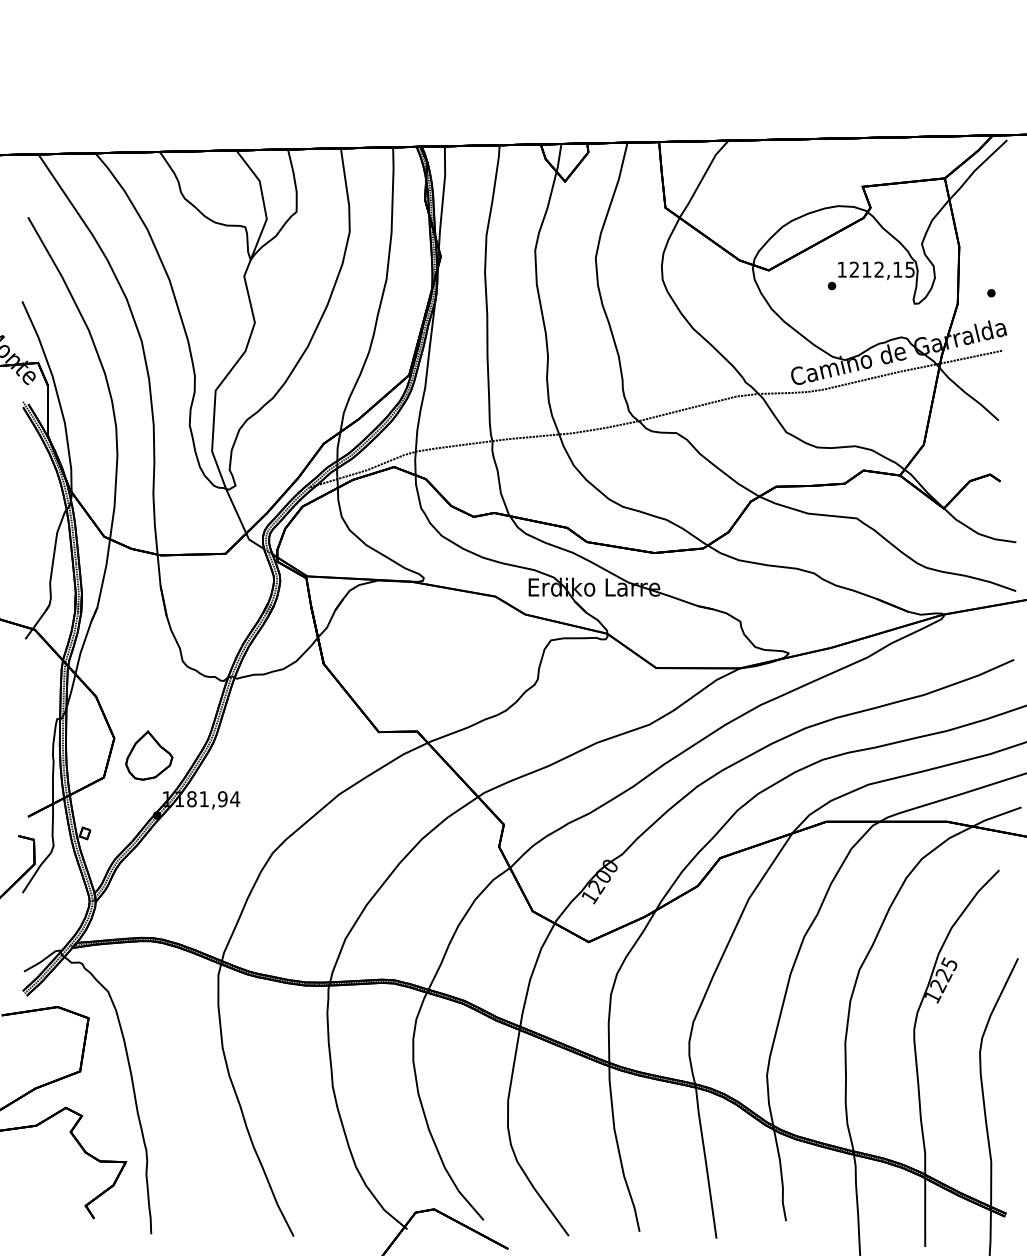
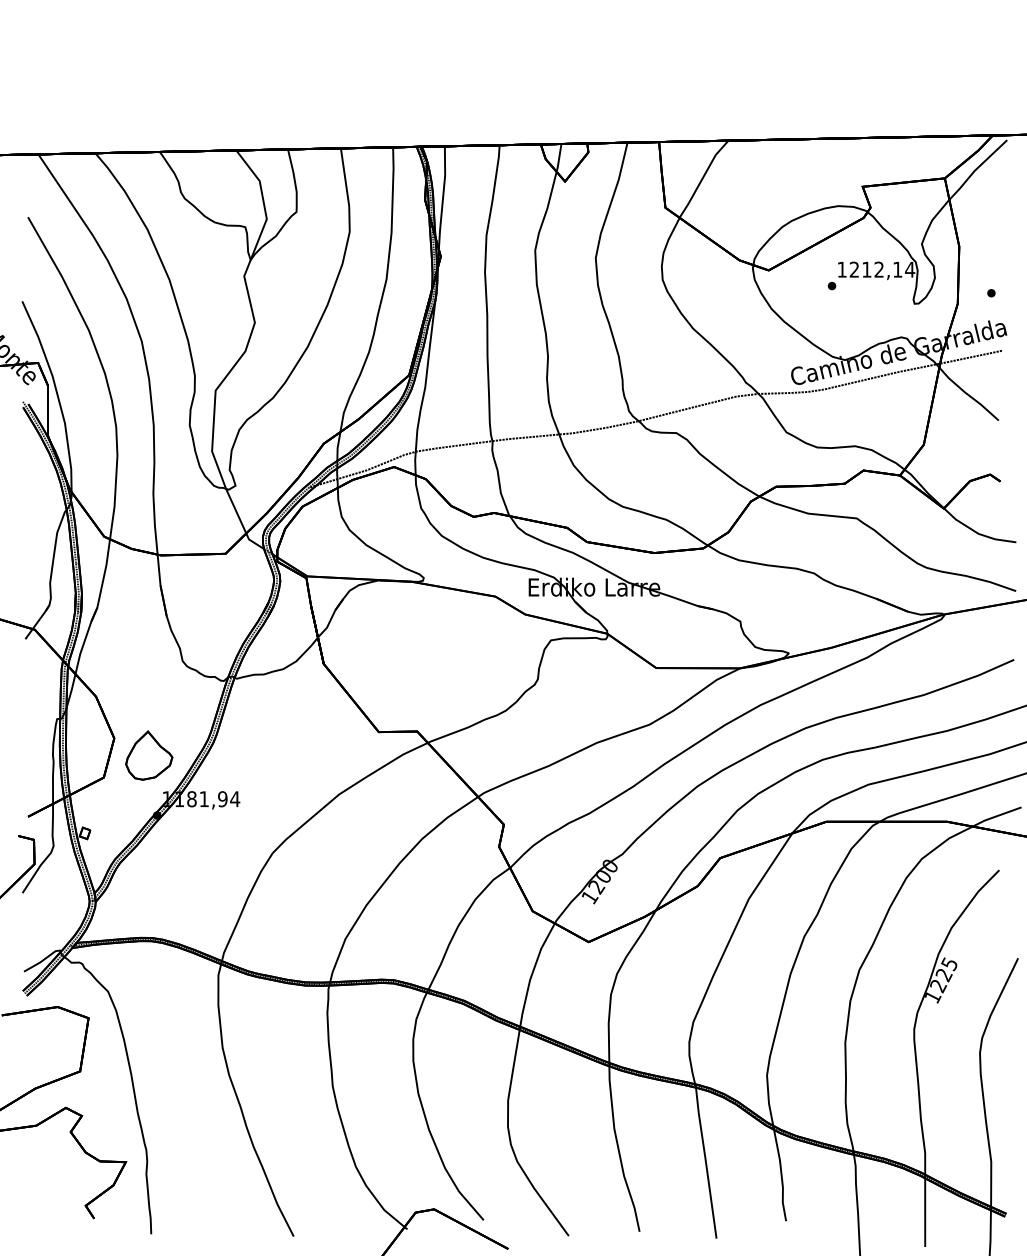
text: 1212,15 -> 1212,14 (910, 269)
